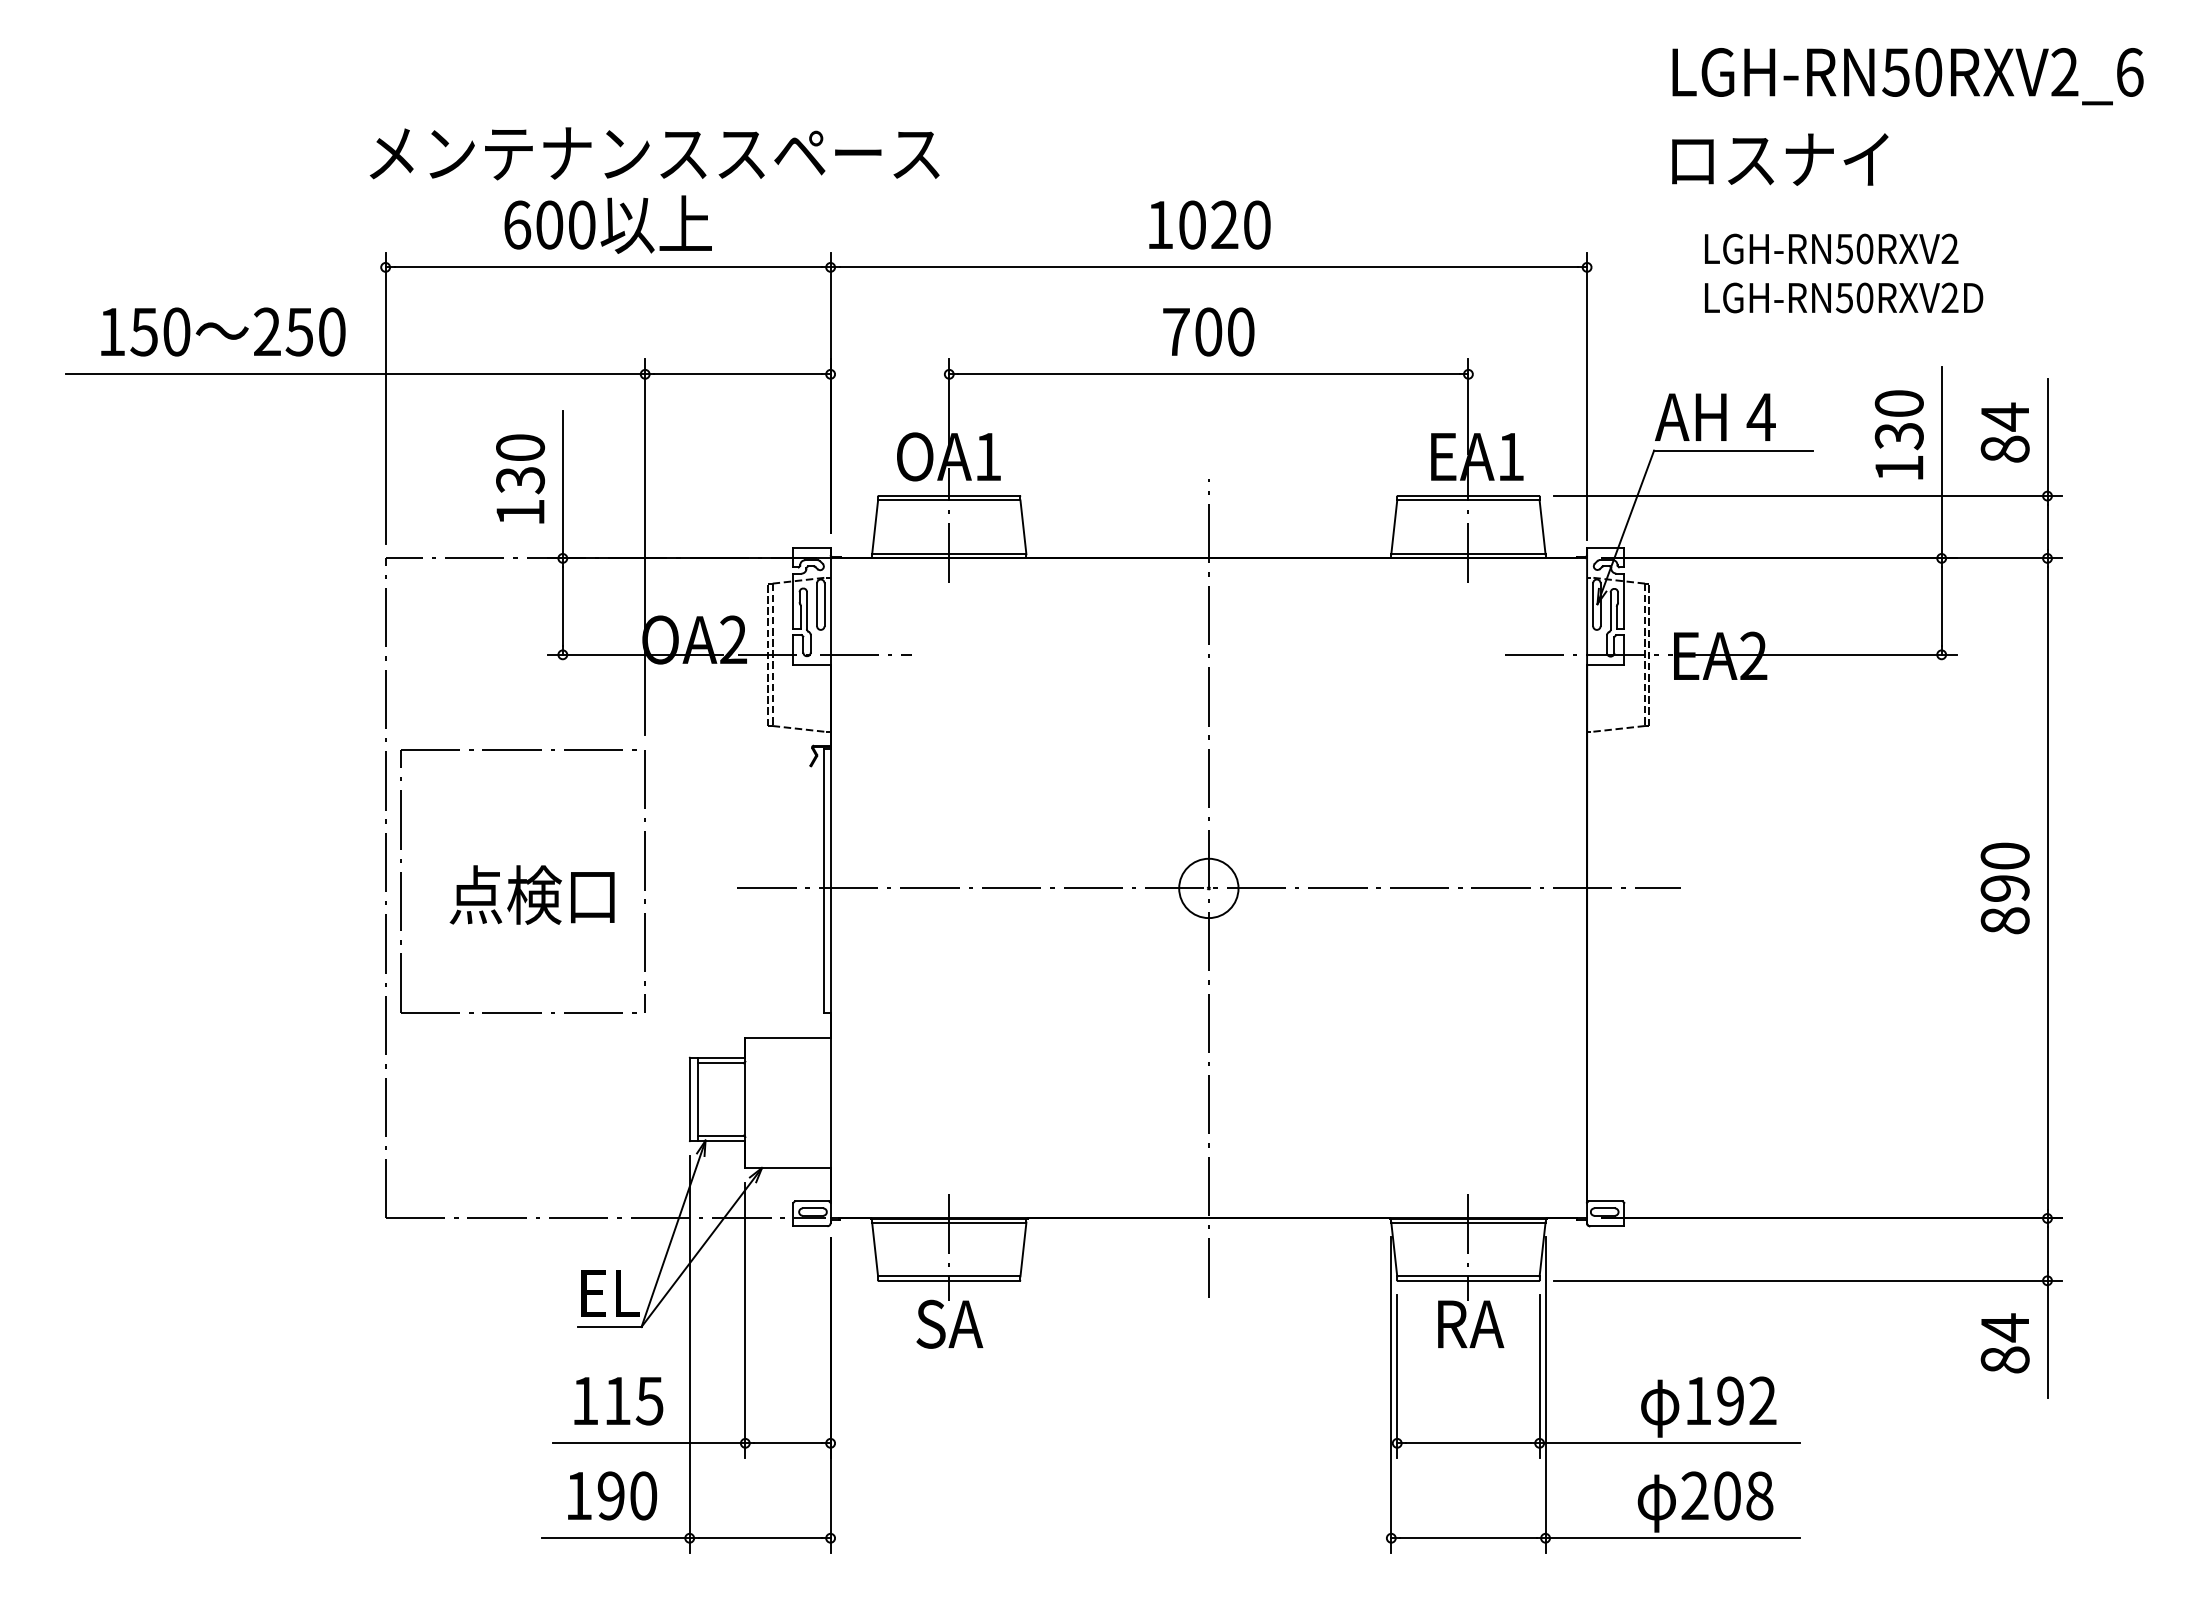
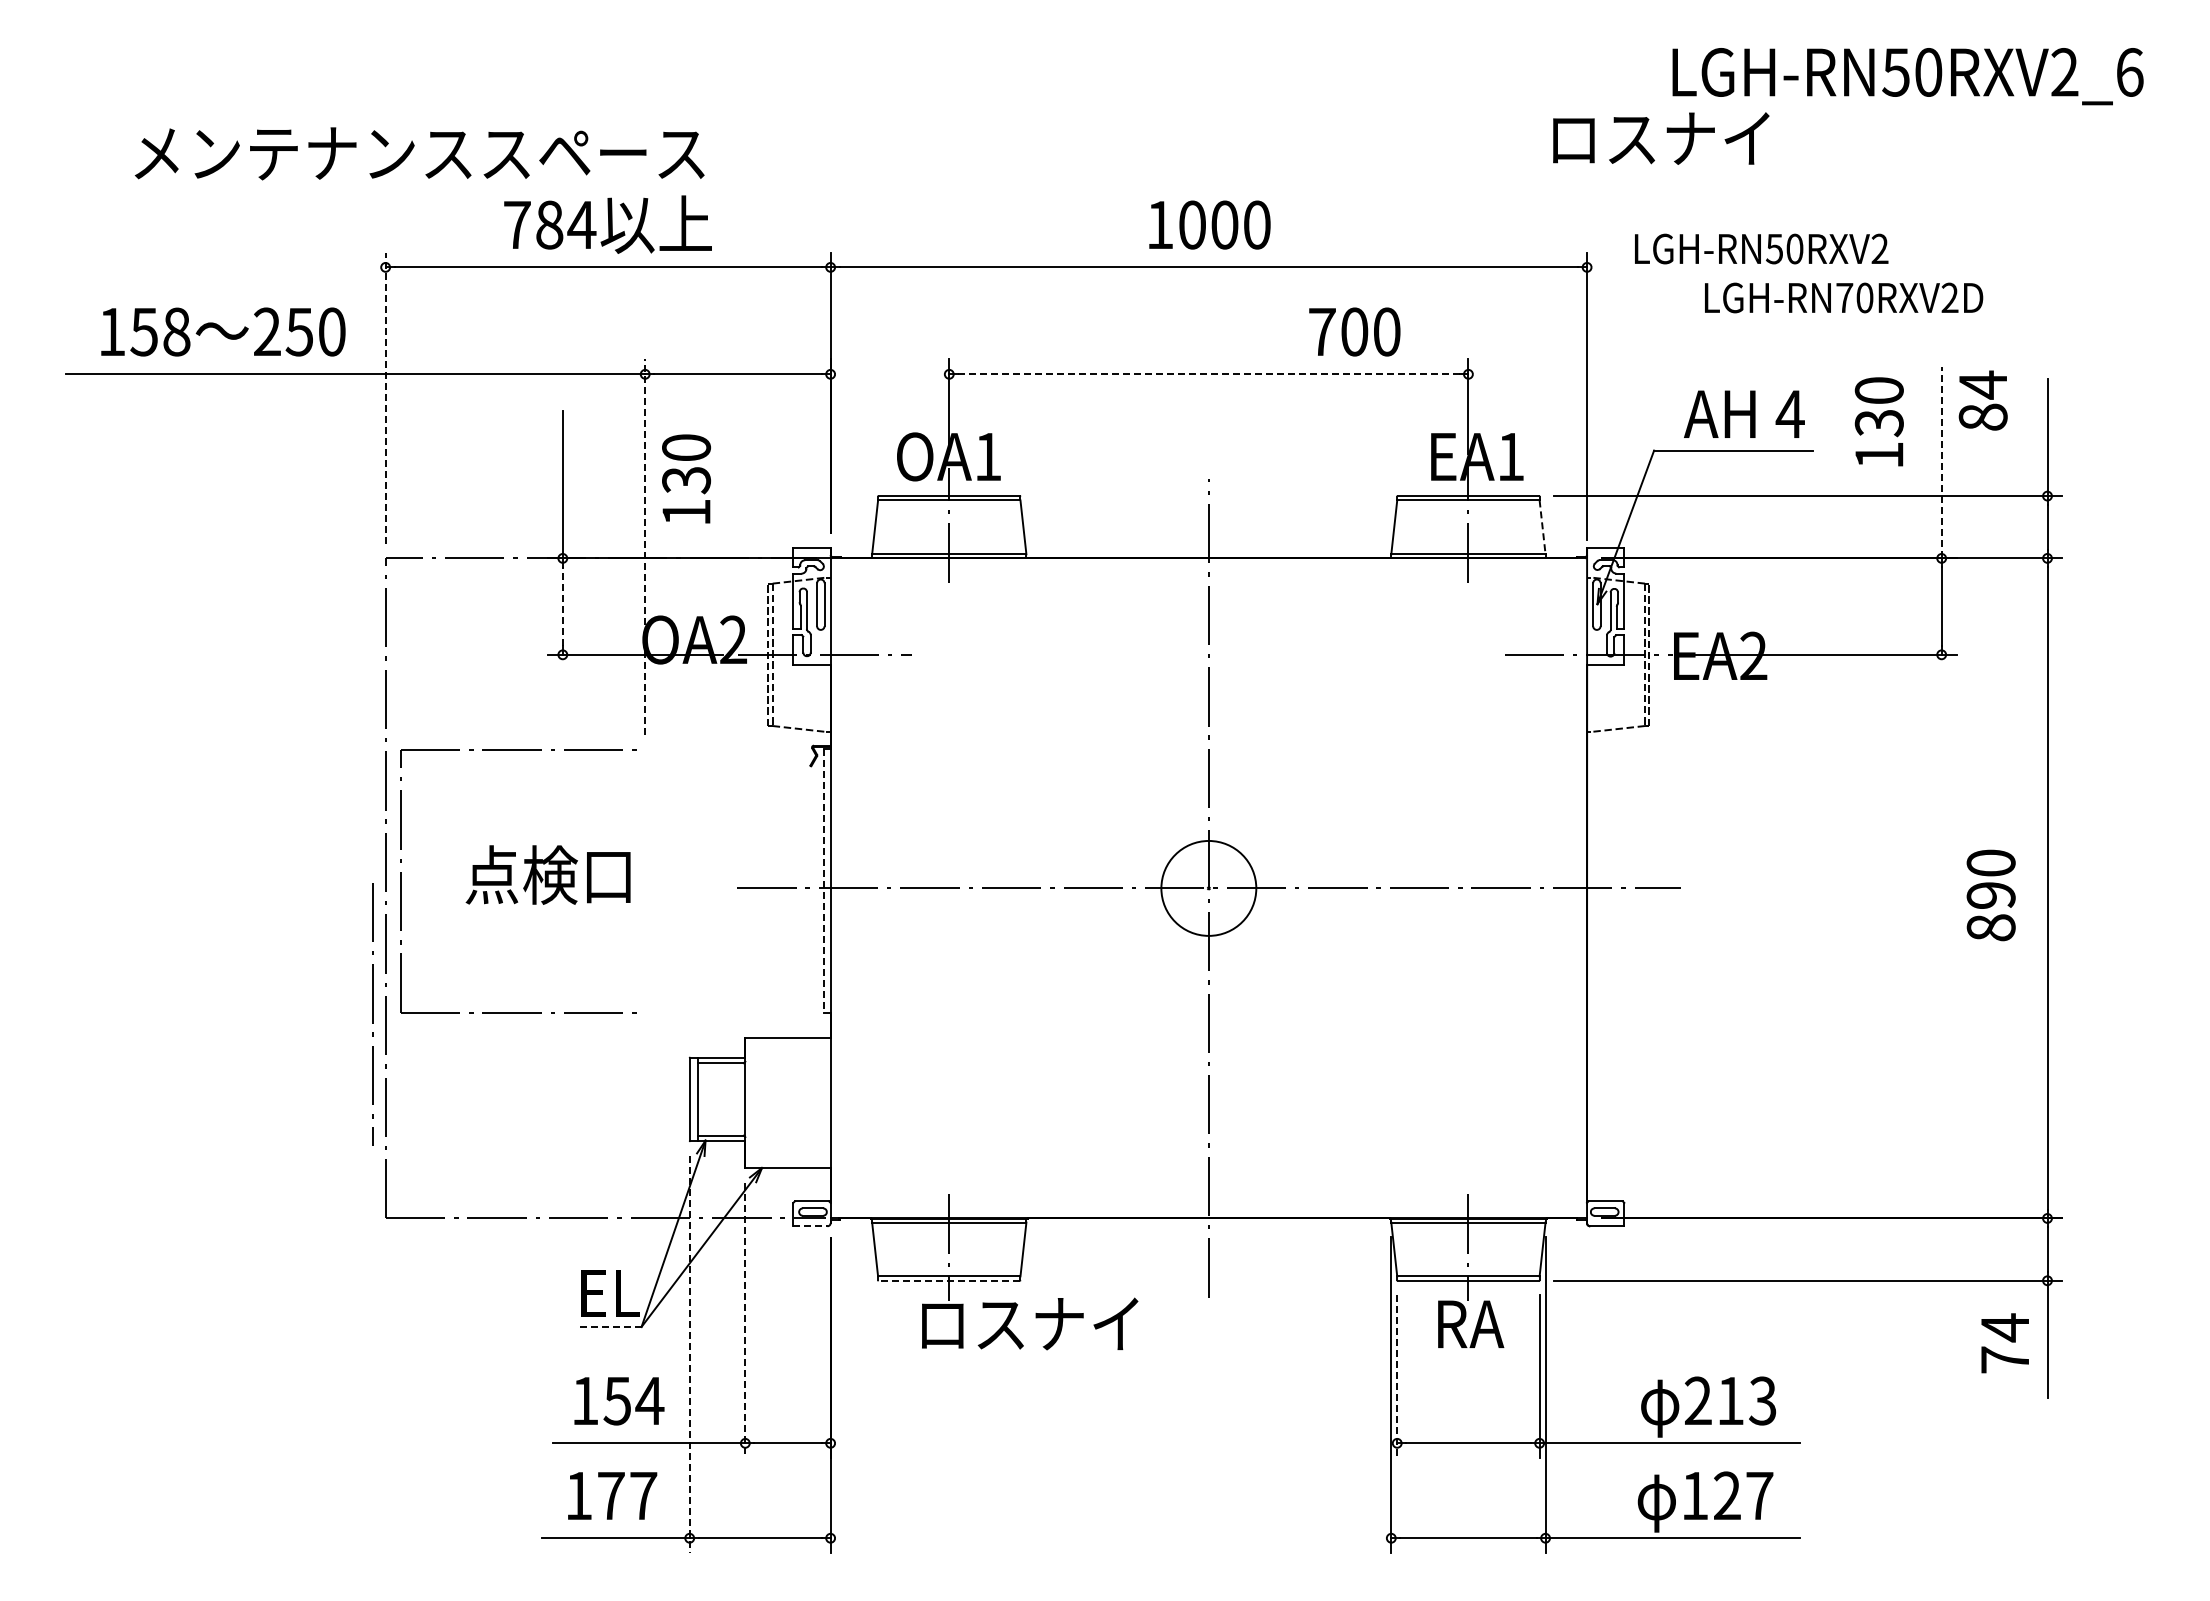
text position: (654, 153) -> (419, 153) (419, 153)
text position: (1780, 159) -> (1661, 138) (1661, 138)
text: 600 -> 784 (550, 224)
text: 1020 -> 1000 (1224, 224)
text position: (1831, 248) -> (1761, 248) (1761, 248)
text: LGH-RN50RXV2D -> LGH-RN70RXV2D (1844, 298)
text: 150 -> 158 (176, 331)
text position: (1208, 331) -> (1354, 331) (1354, 331)
line: solid -> dashed (1208, 374)
line: solid -> dashed (385, 398)
text position: (1715, 416) -> (1744, 413) (1744, 413)
text position: (2004, 432) -> (1982, 400) (1982, 400)
text position: (1898, 434) -> (1878, 421) (1878, 421)
line: solid -> dashed (1941, 462)
text position: (520, 478) -> (686, 478) (686, 478)
line: solid -> dashed (1542, 527)
line: solid -> dashed (645, 547)
line: solid -> dashed (562, 606)
line: solid -> dashed (823, 880)
line position: (644, 881) -> (372, 1014) (372, 1014)
circle diameter: 59 px -> 95 px (1208, 887)
text position: (2004, 888) -> (1990, 895) (1990, 895)
text position: (531, 894) -> (547, 874) (547, 874)
line: solid -> dashed (810, 1226)
line: solid -> dashed (949, 1280)
line: solid -> dashed (745, 1320)
text: SA -> ロスナイ (1027, 1323)
line: solid -> dashed (609, 1326)
line: solid -> dashed (689, 1354)
text: 84 -> 74 (2004, 1359)
line: solid -> dashed (1397, 1376)
text: 192 -> 213 (1730, 1400)
text: 115 -> 154 (633, 1401)
text: 190 -> 177 (627, 1495)
text: 208 -> 127 (1727, 1495)
